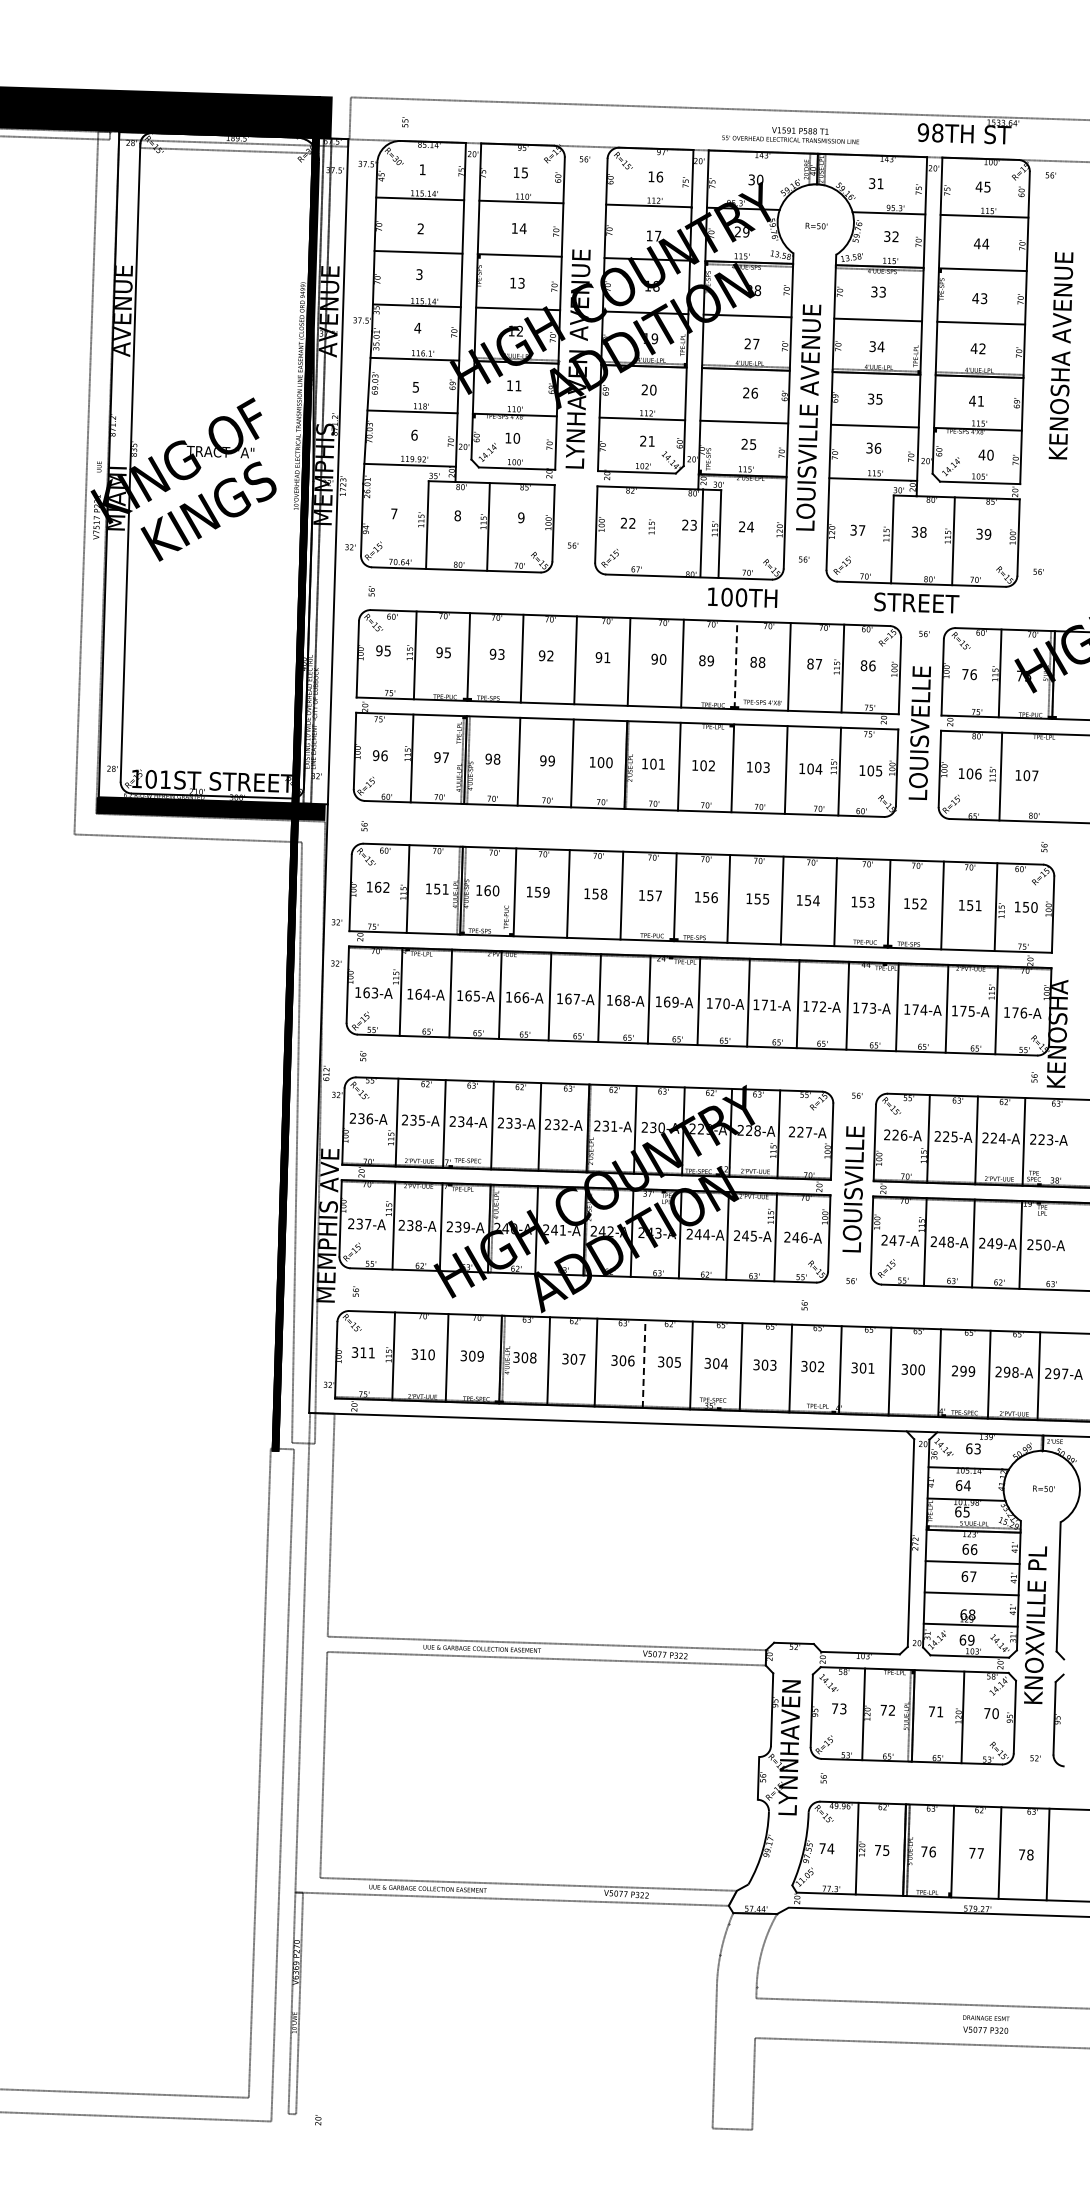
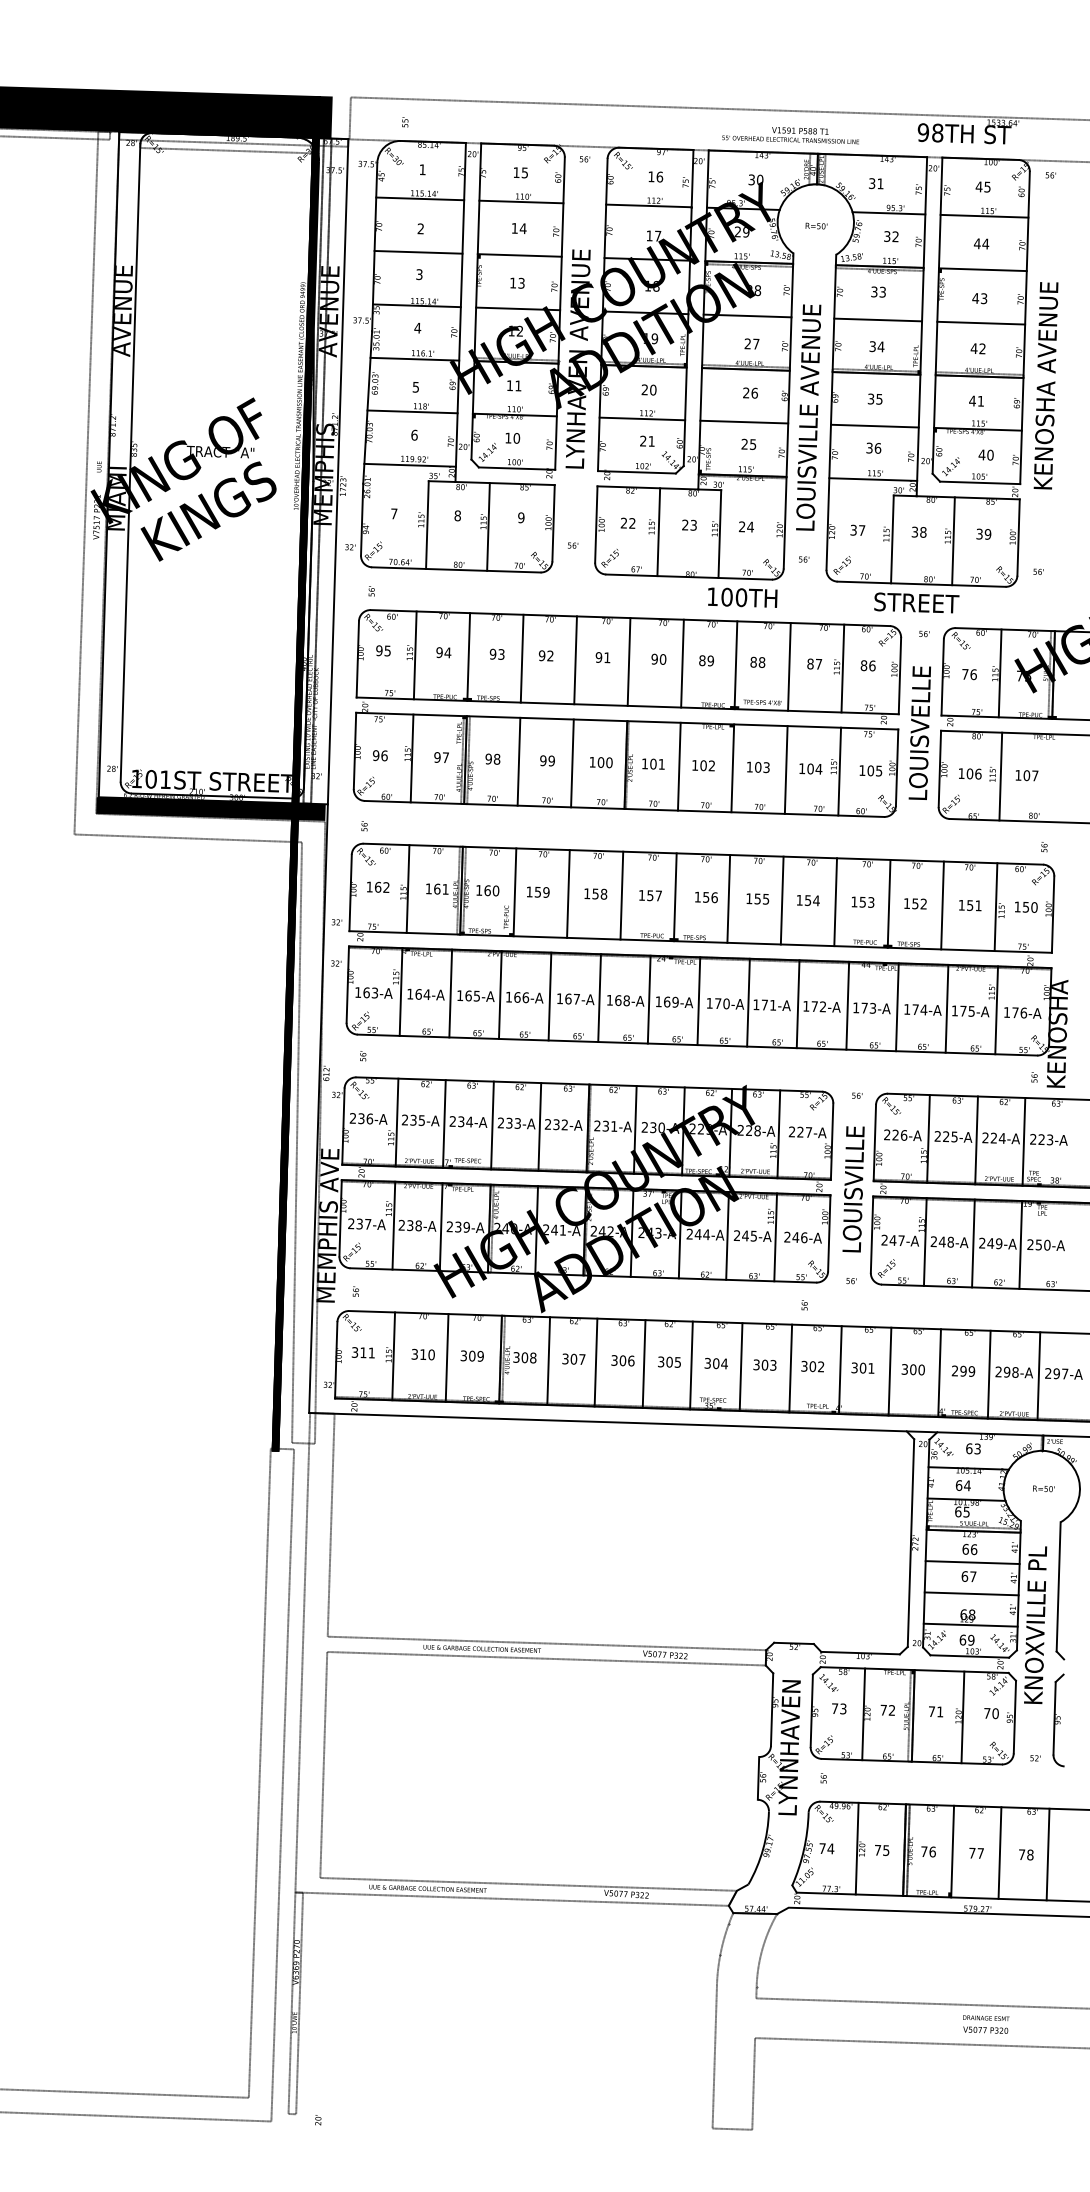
text position: (1060, 355) -> (1045, 385) (1045, 385)
line position: (701, 533) -> (658, 532) (658, 532)
text: 95 -> 94 (447, 652)
line: dashed -> solid (735, 665)
text: 151 -> 161 (437, 888)
line: dashed -> solid (644, 1364)
